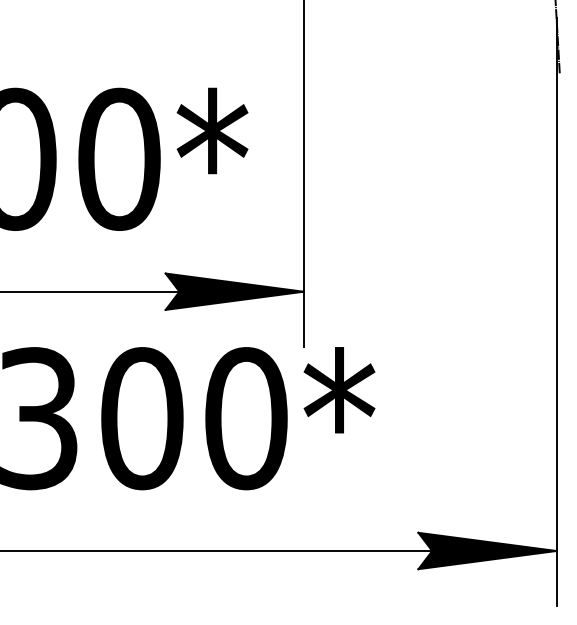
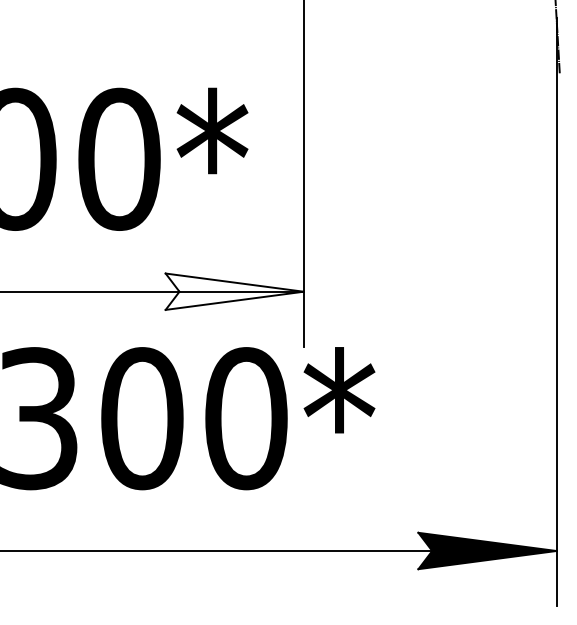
fill: present -> none (234, 291)
